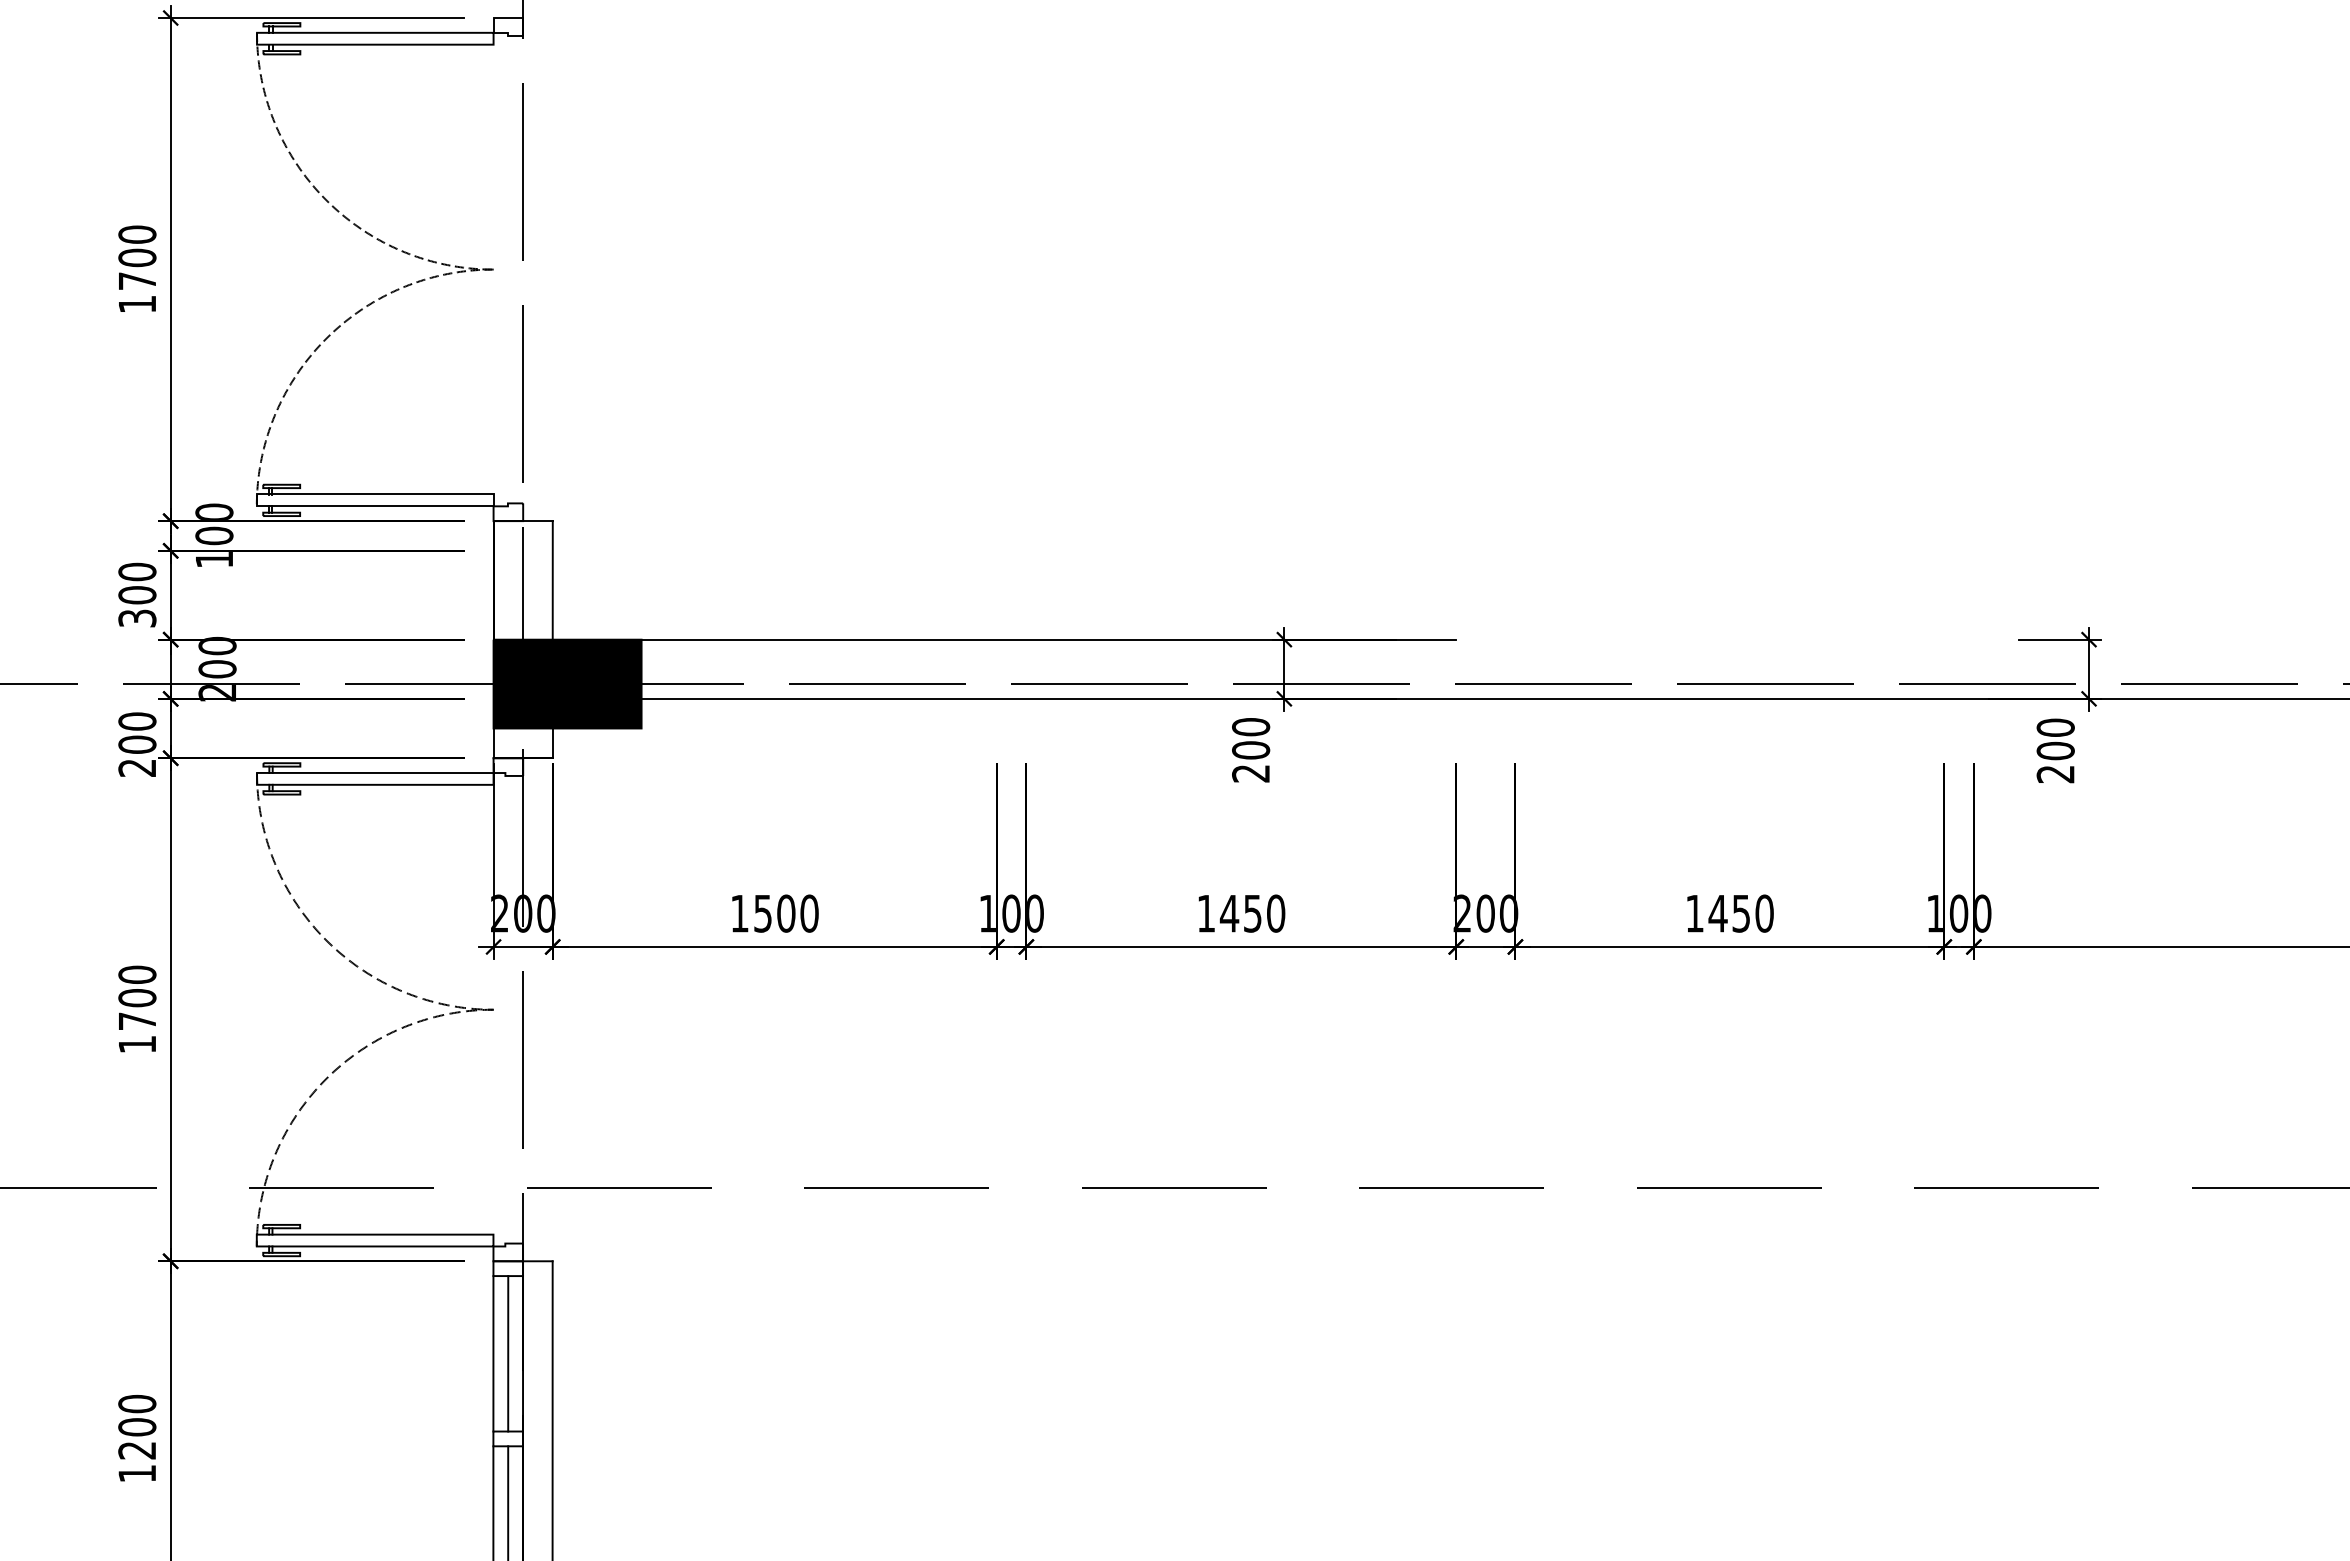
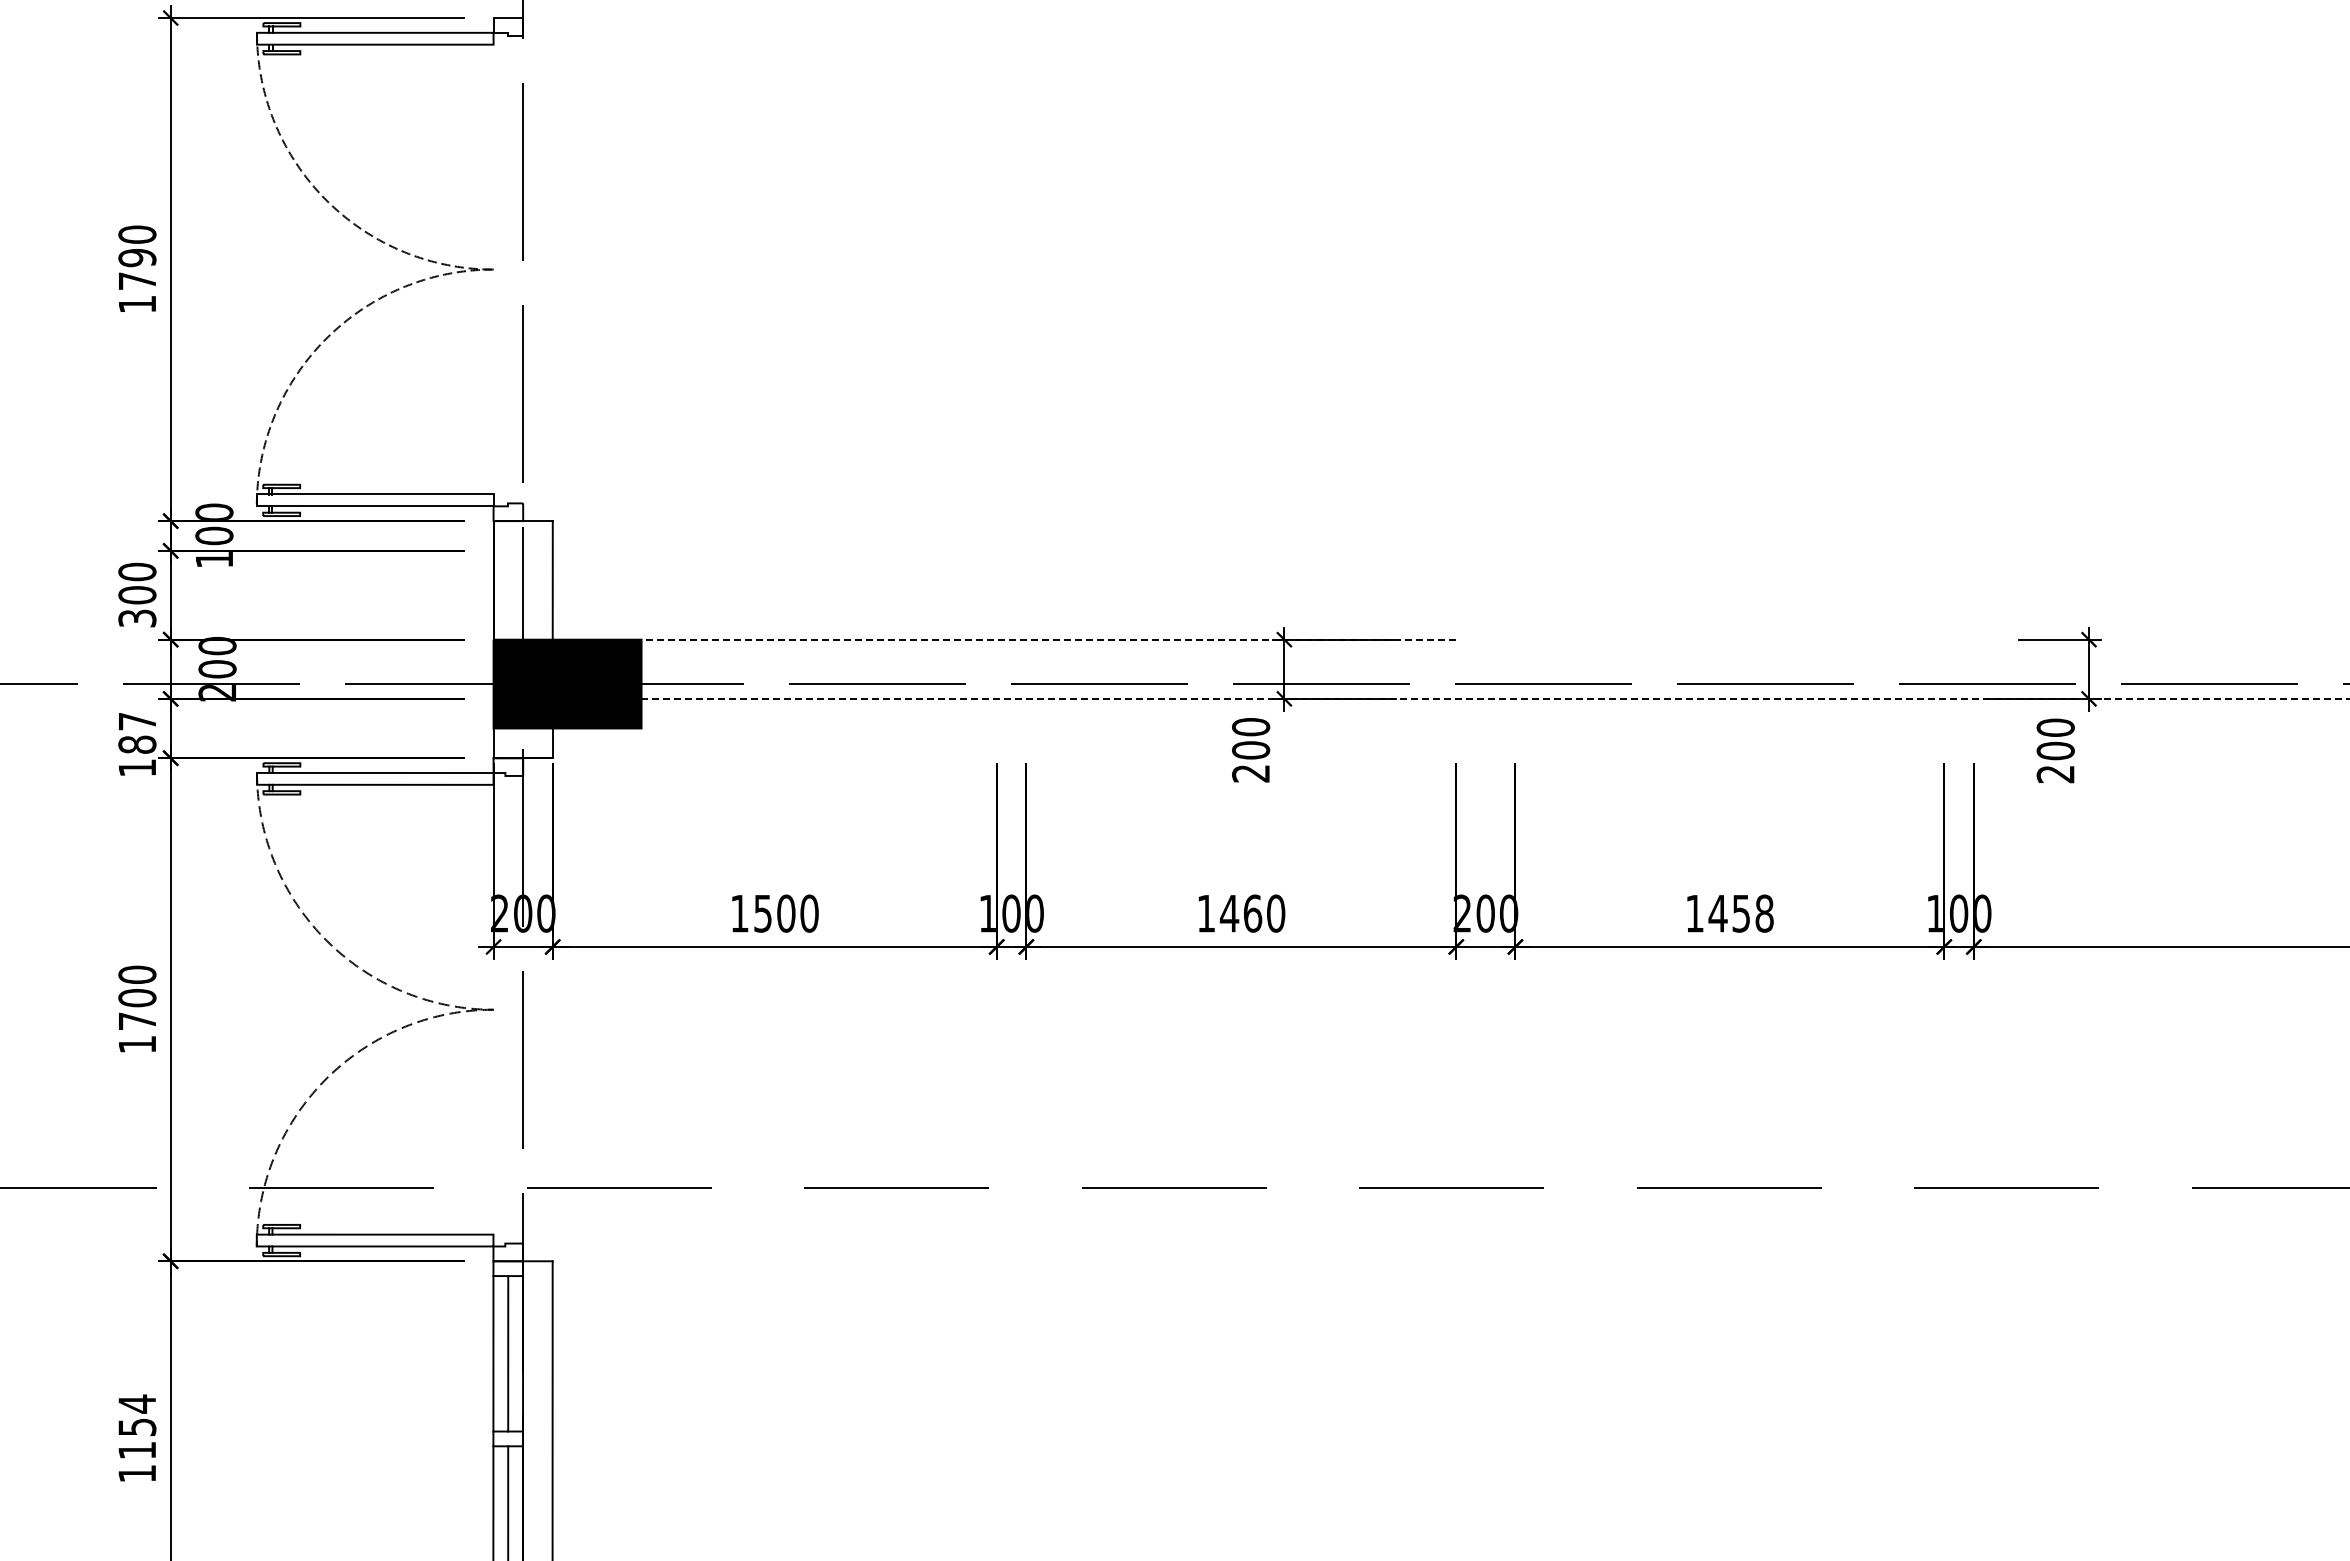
text: 1700 -> 1790 (137, 257)
line: solid -> dashed (1003, 639)
line: solid -> dashed (1436, 698)
text: 200 -> 187 (137, 744)
text: 1450 -> 1460 (1252, 913)
text: 1450 -> 1458 (1764, 913)
text: 1200 -> 1154 (137, 1426)
